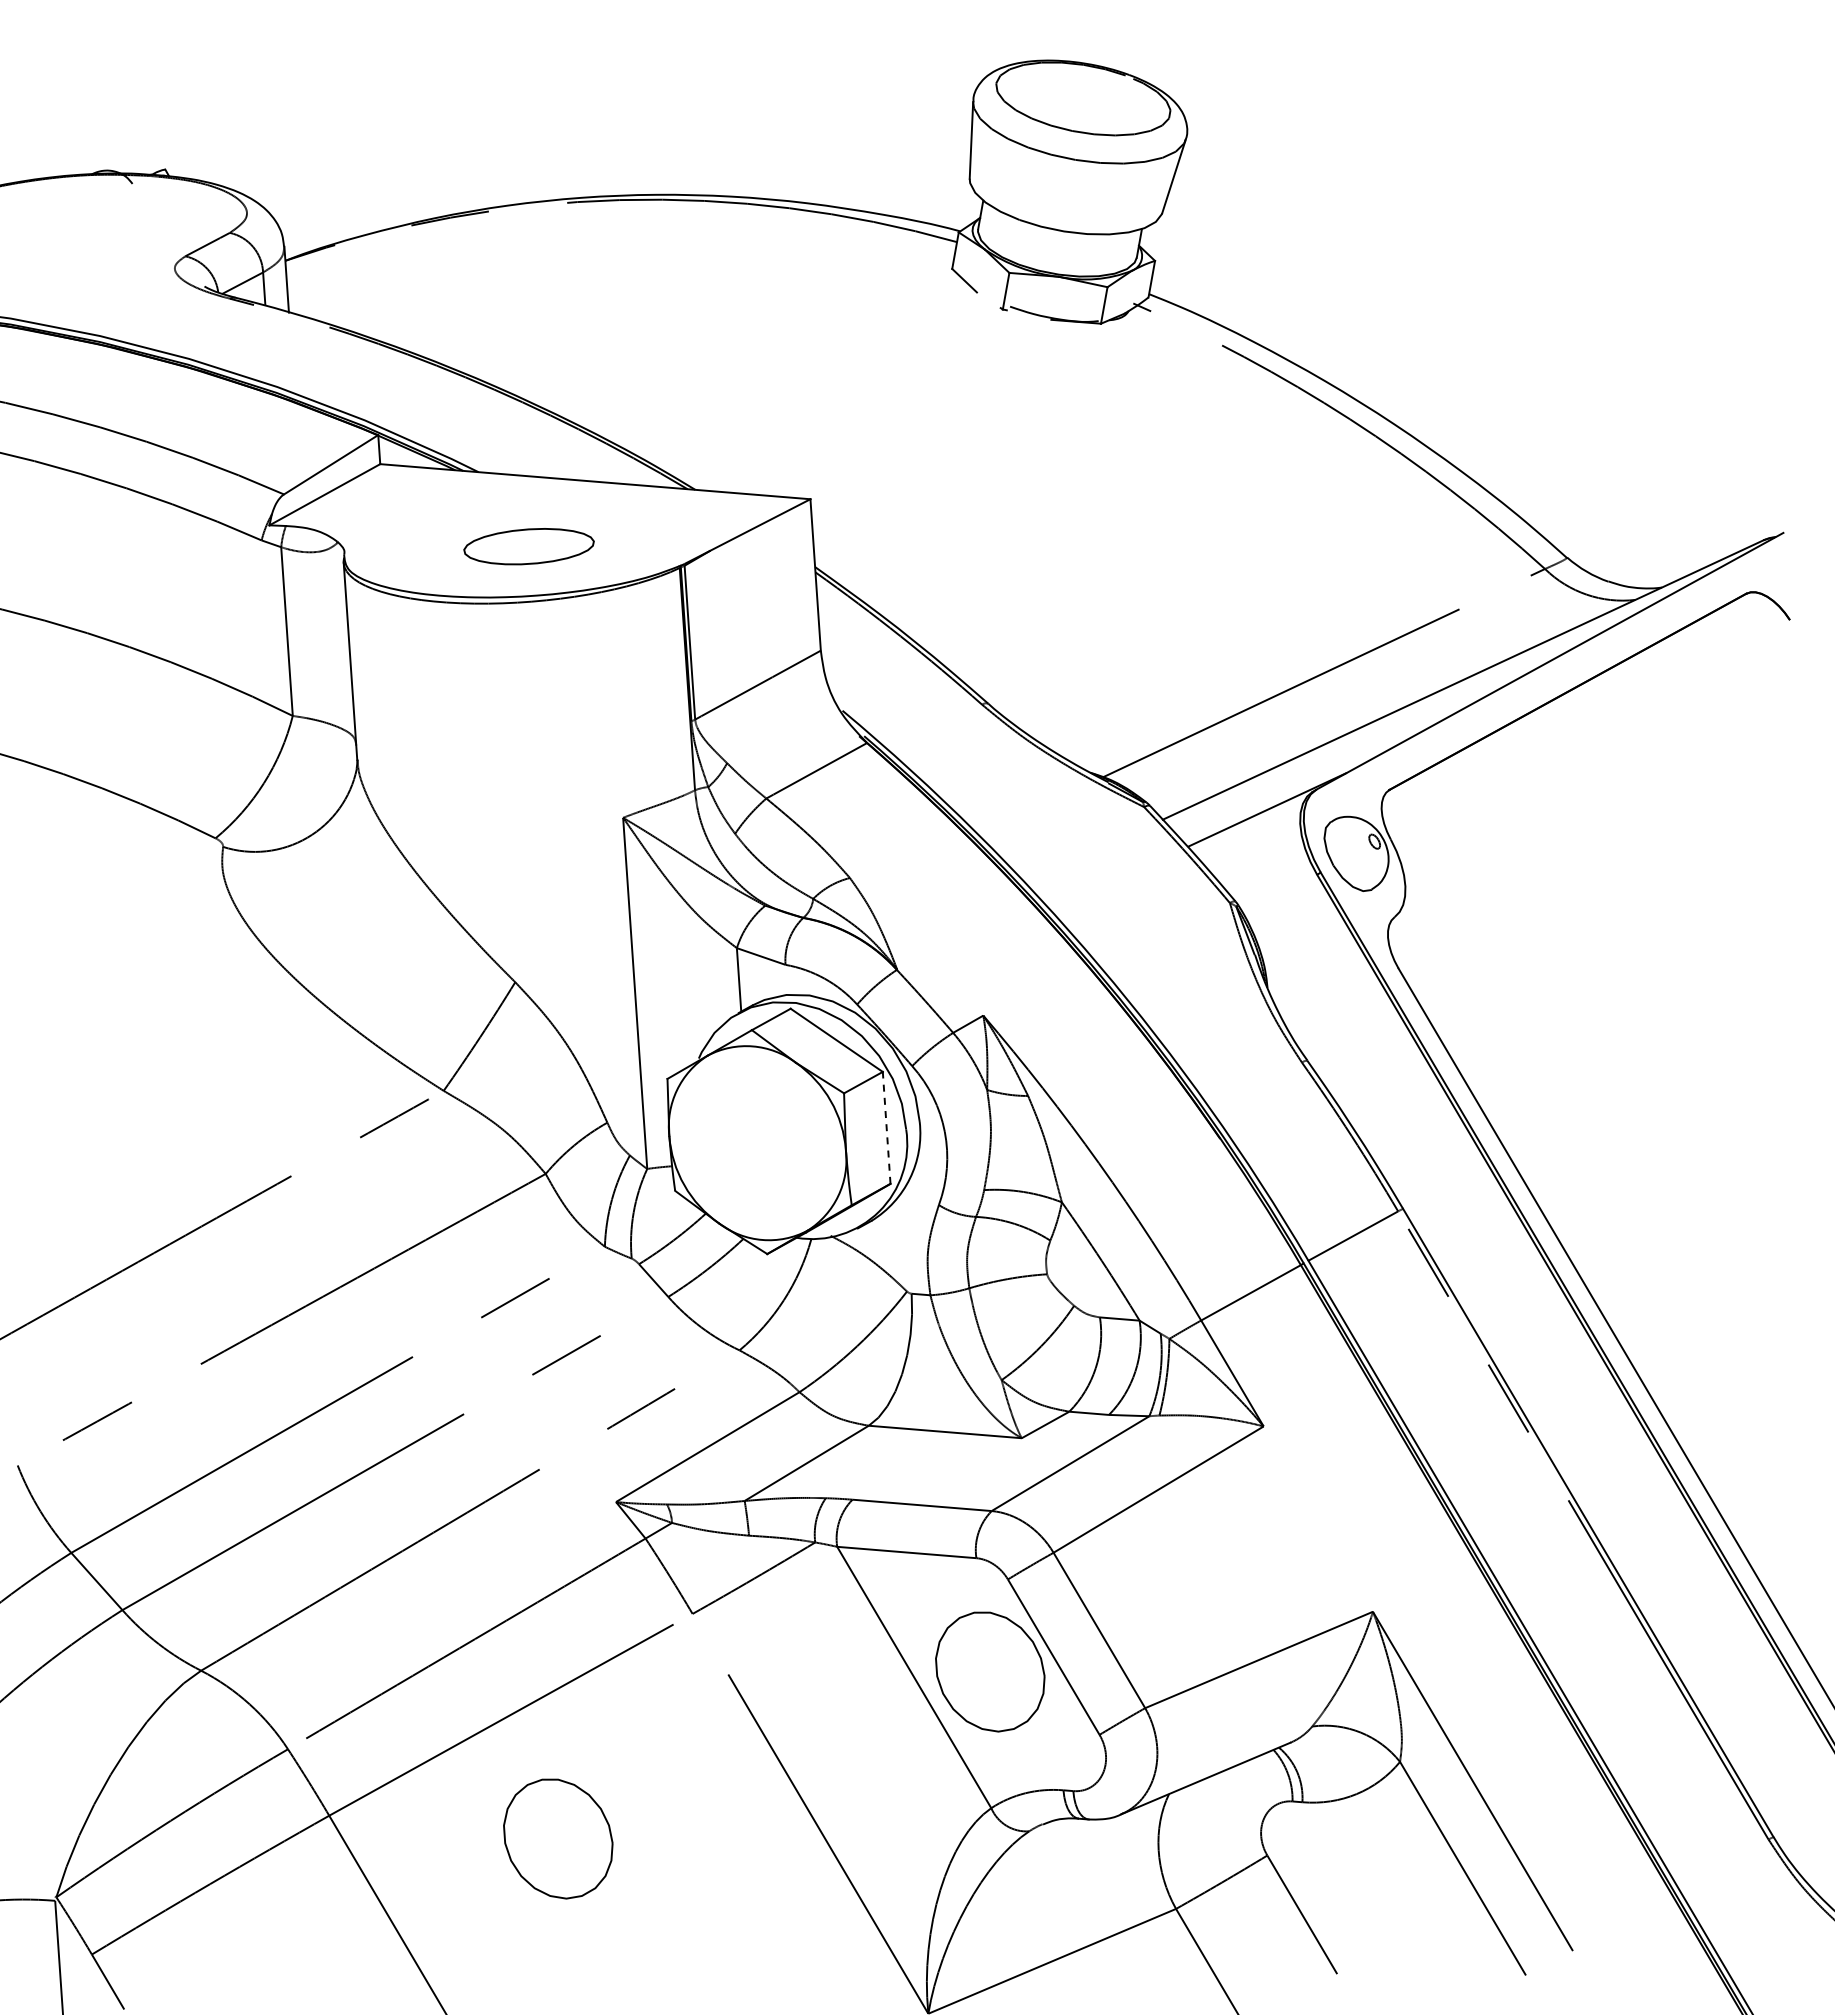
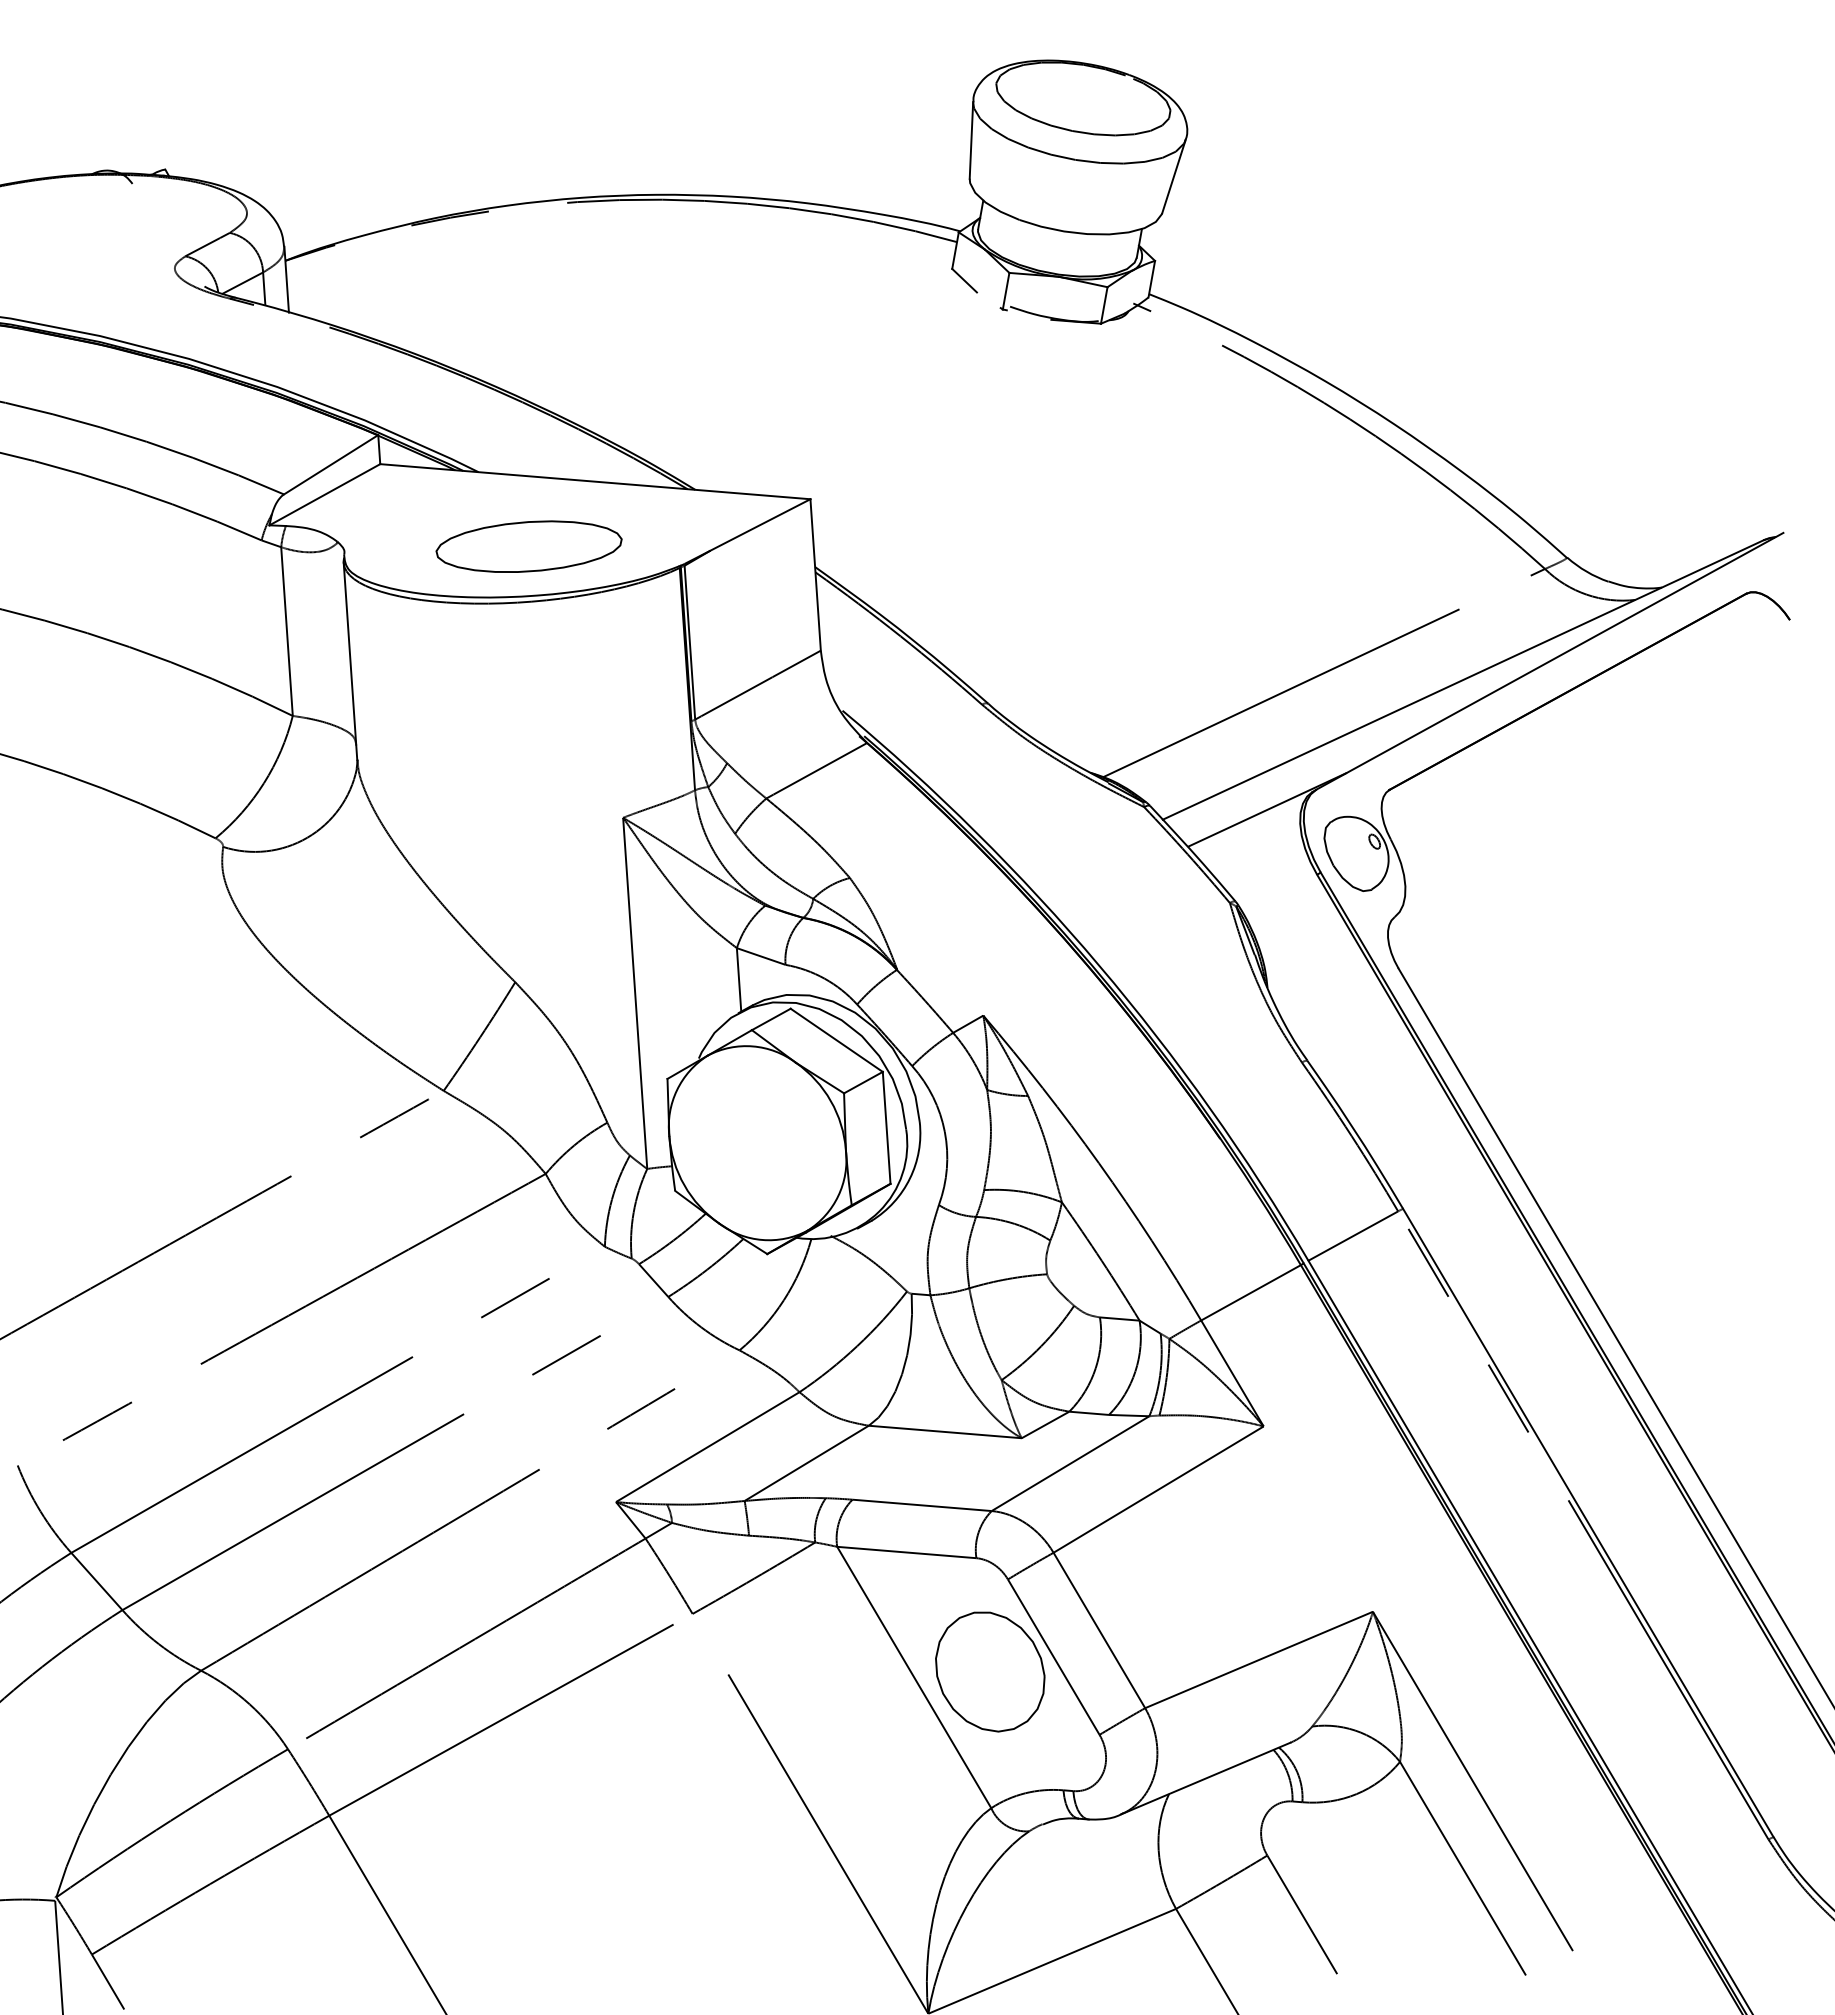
part size: 132x38 px -> 188x53 px (528, 546)
line: dashed -> solid (886, 1127)
part: present -> none (558, 1838)
